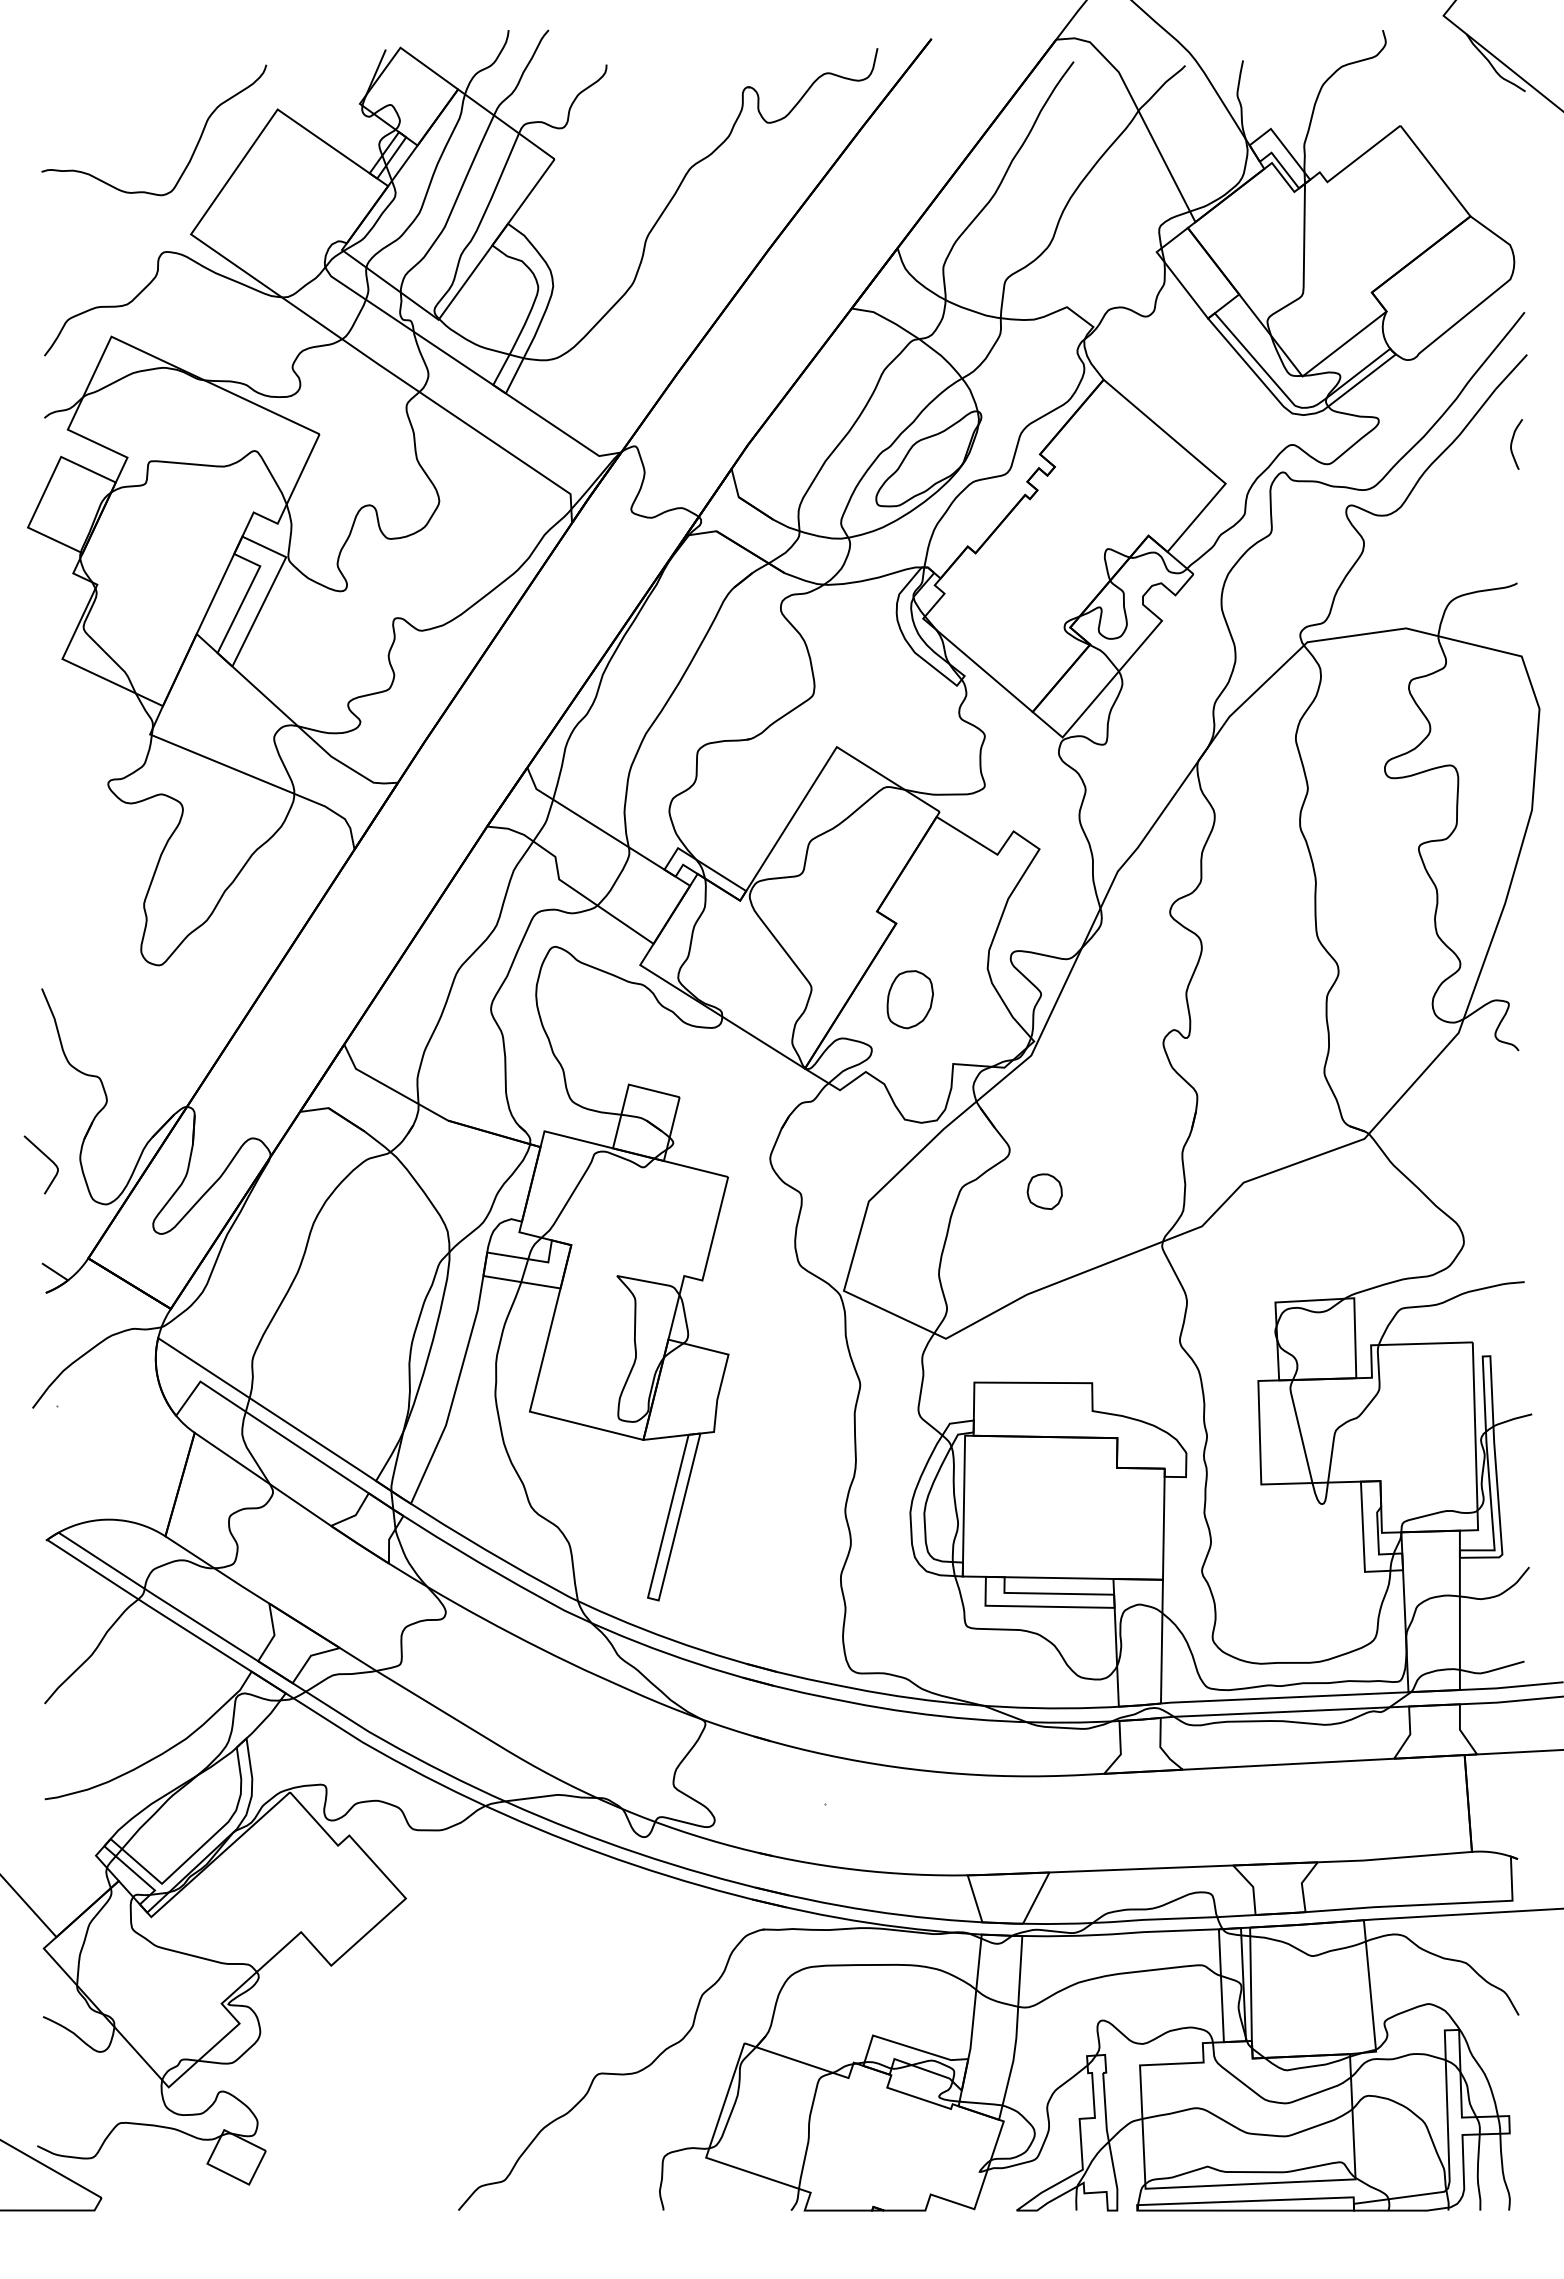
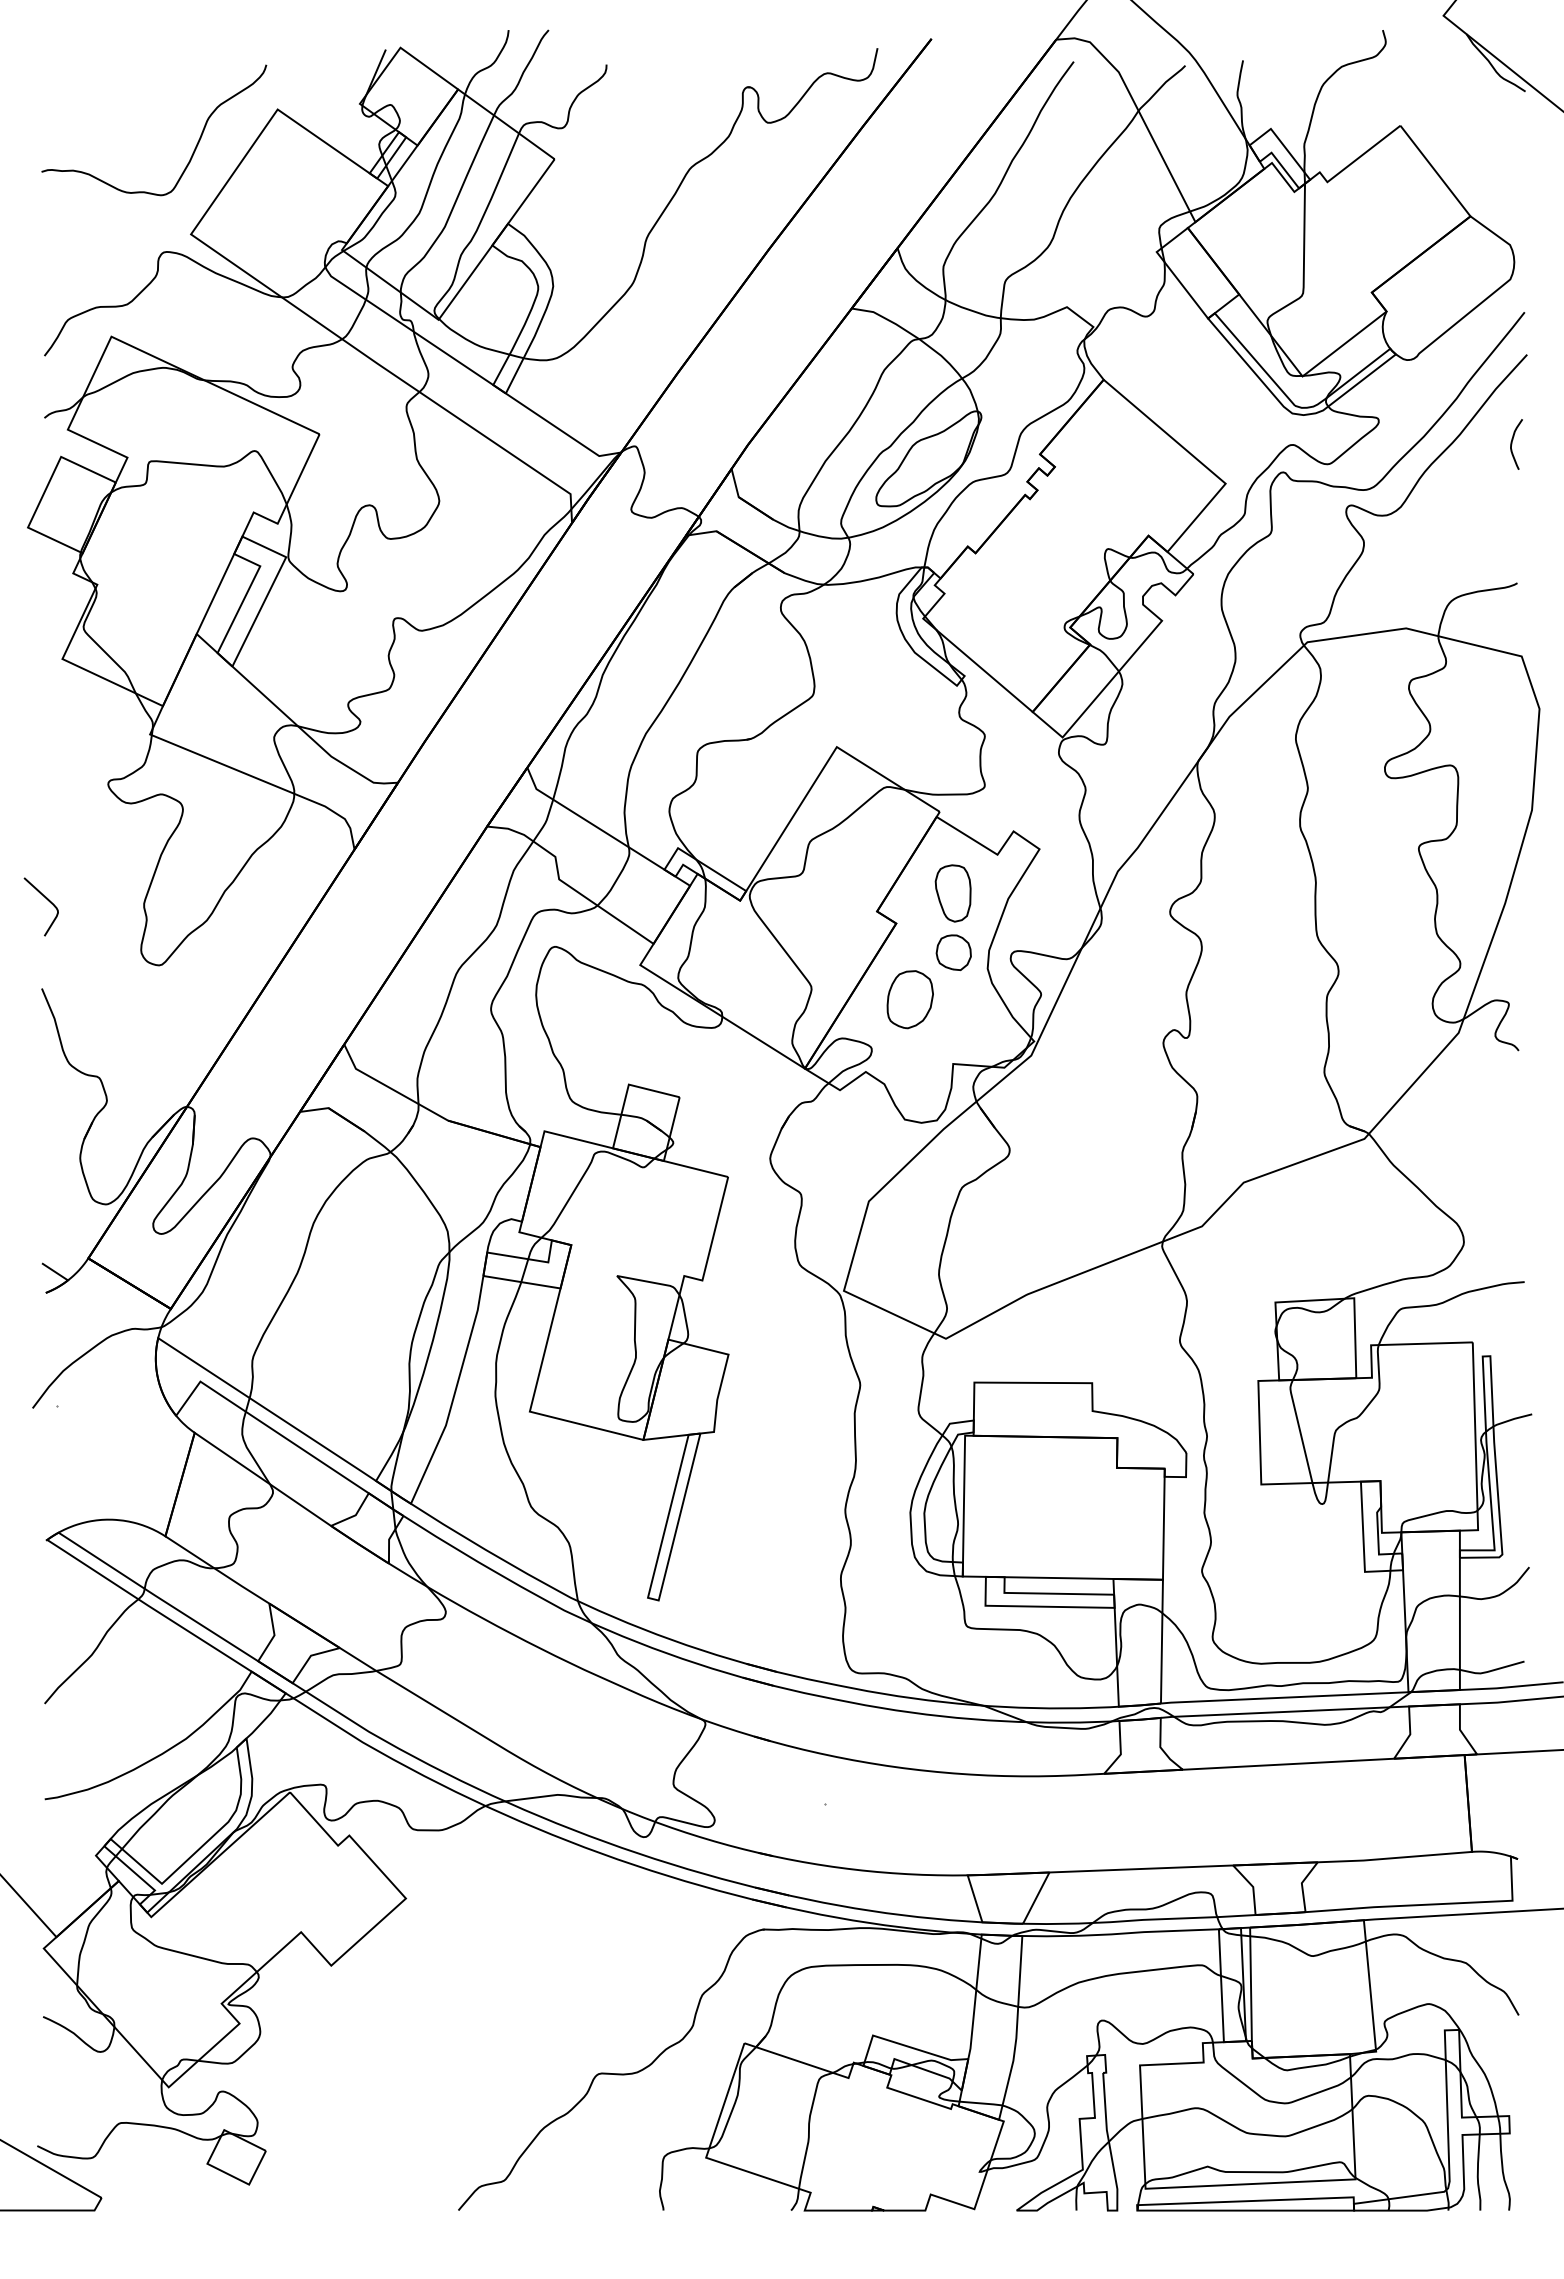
part: none -> present (952, 893)
curve position: (46, 1157) -> (46, 899) (46, 899)
part position: (1044, 1191) -> (953, 952) (953, 952)
